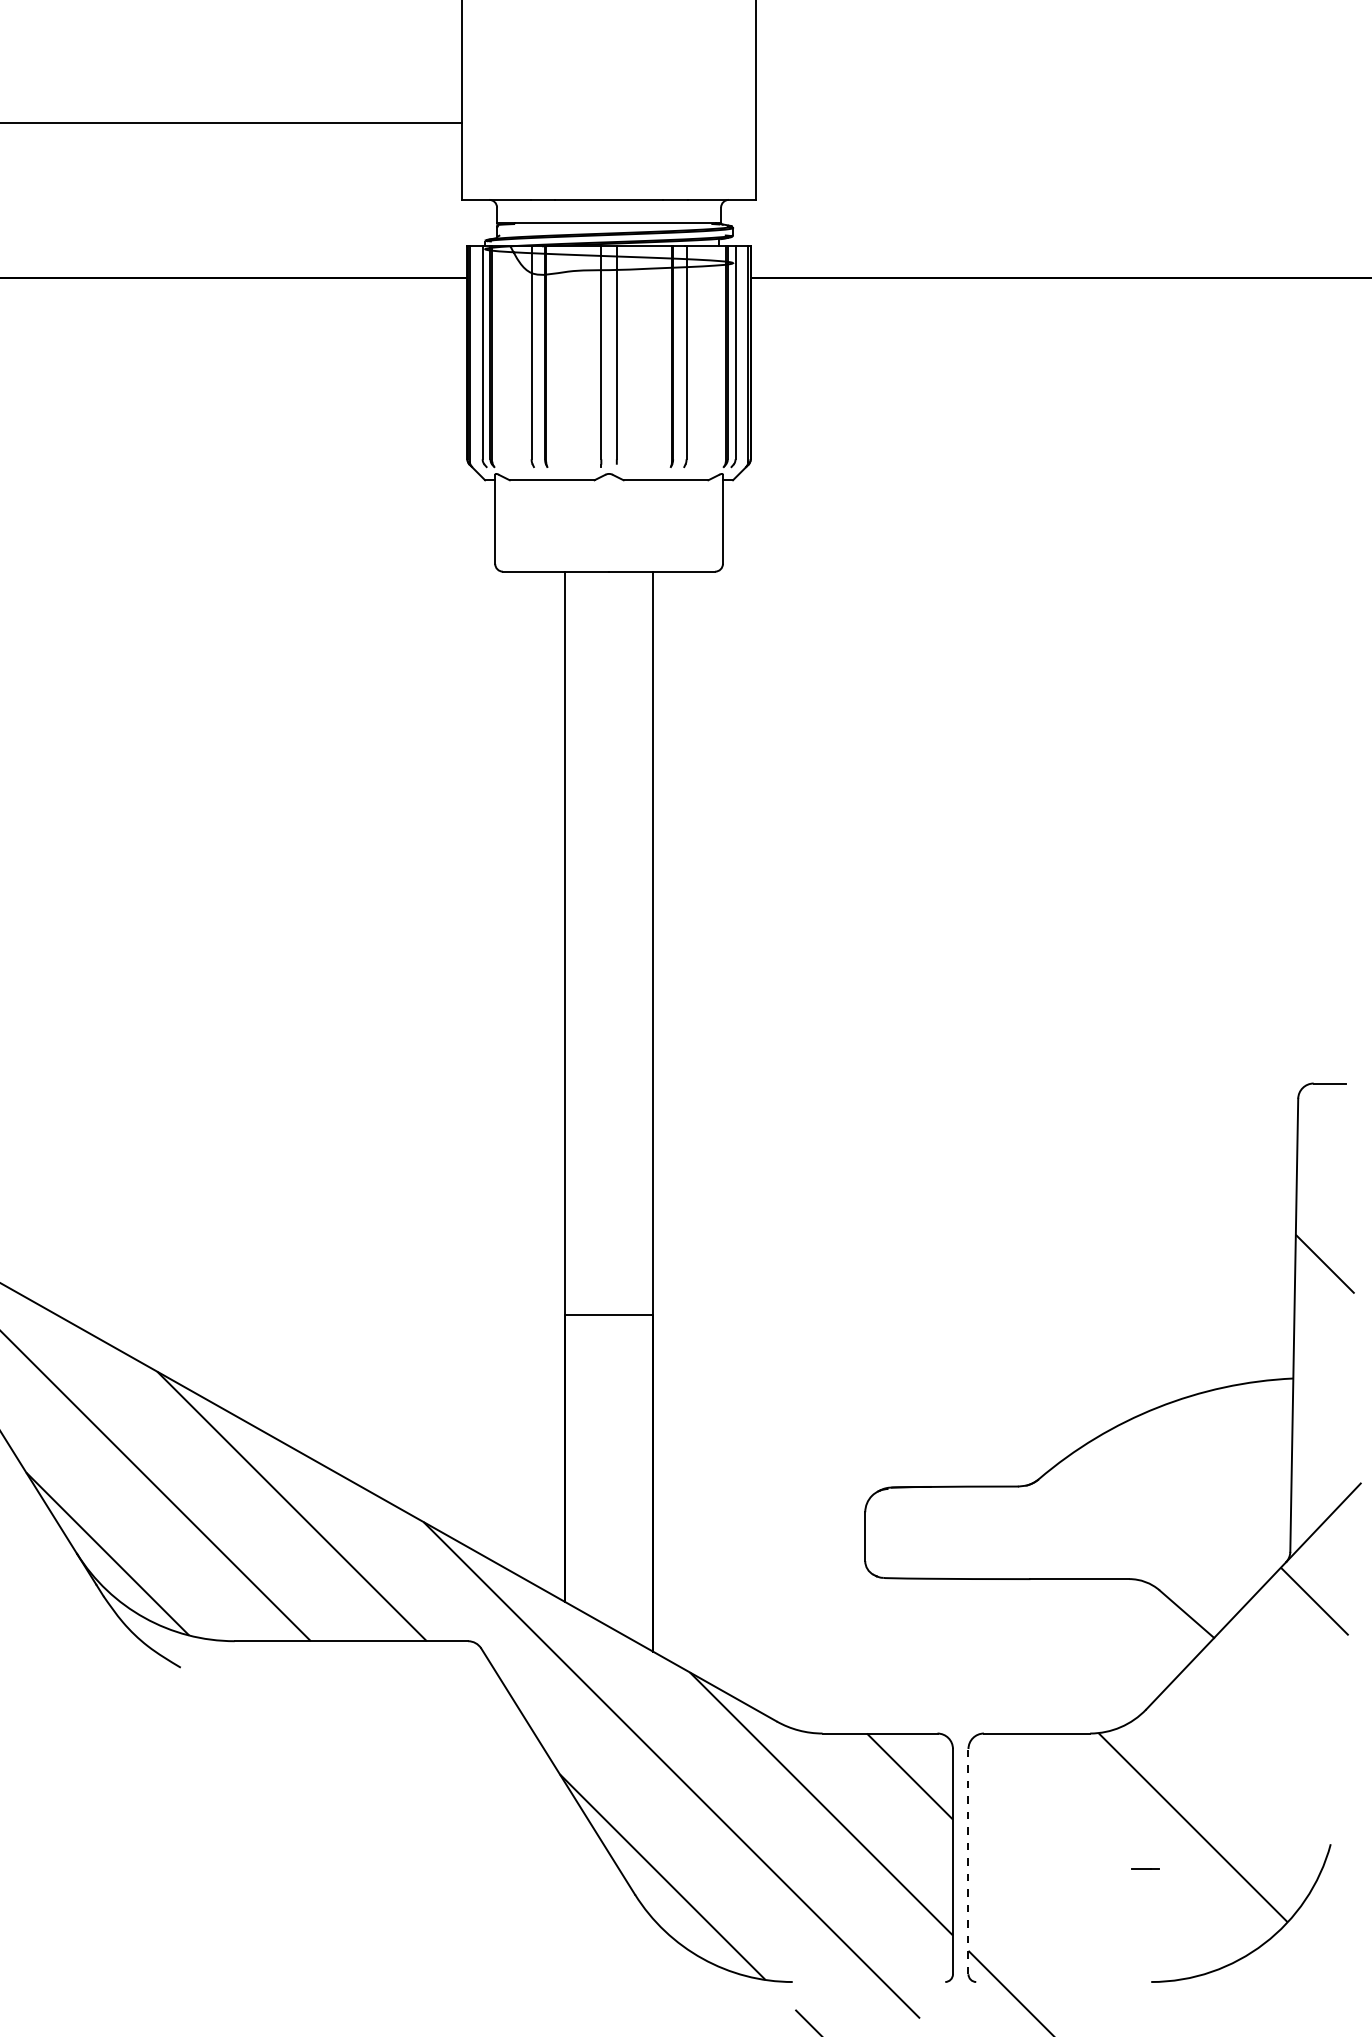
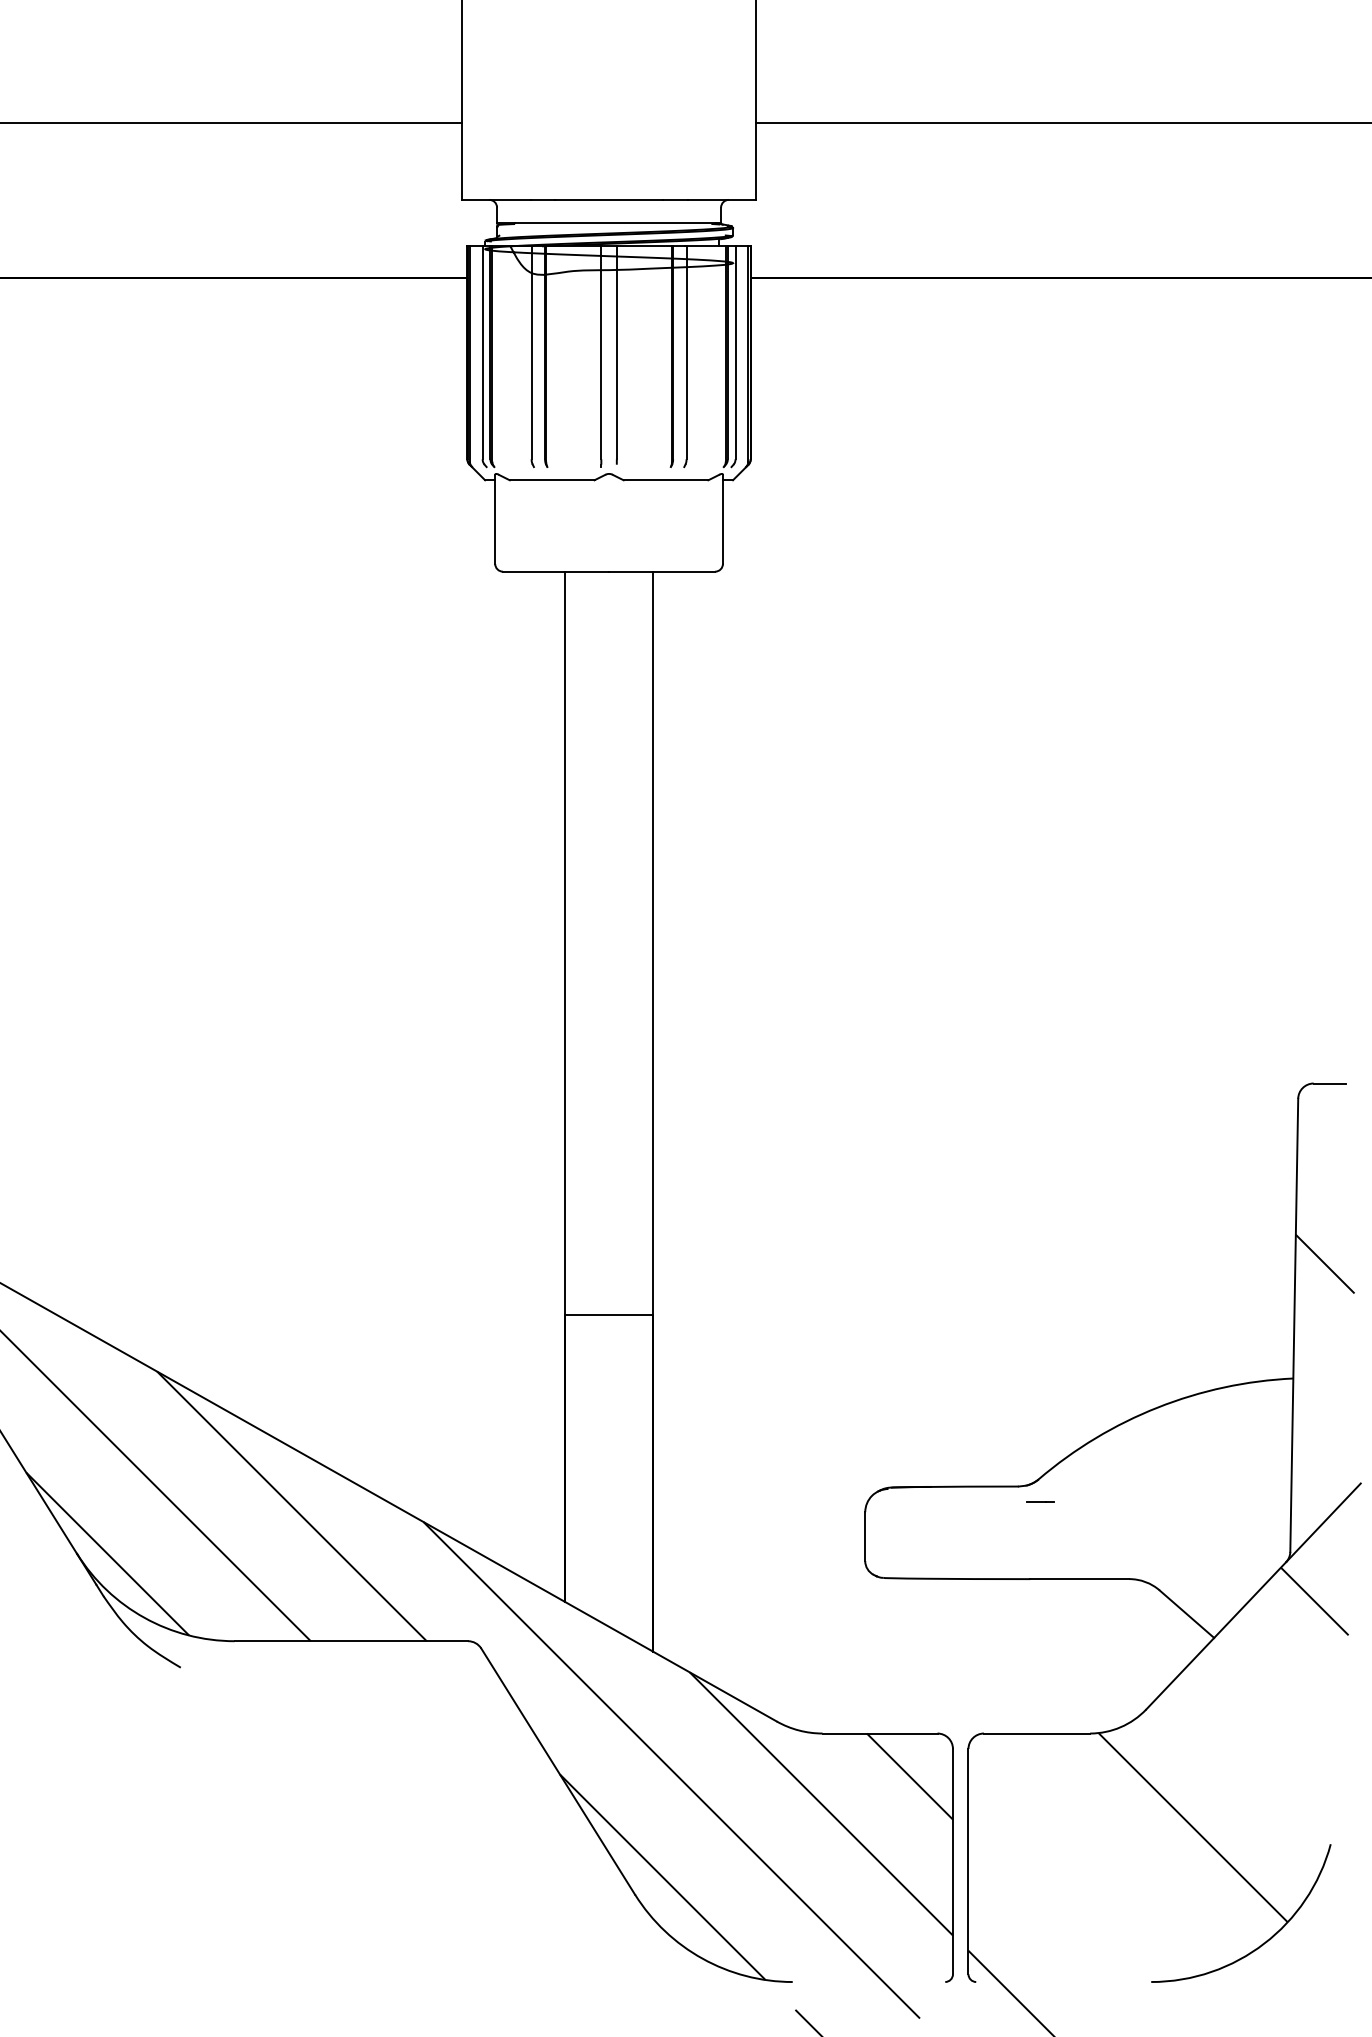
line: none -> present (1062, 123)
line: dashed -> solid (968, 1861)
line position: (1145, 1868) -> (1040, 1501) (1040, 1501)
